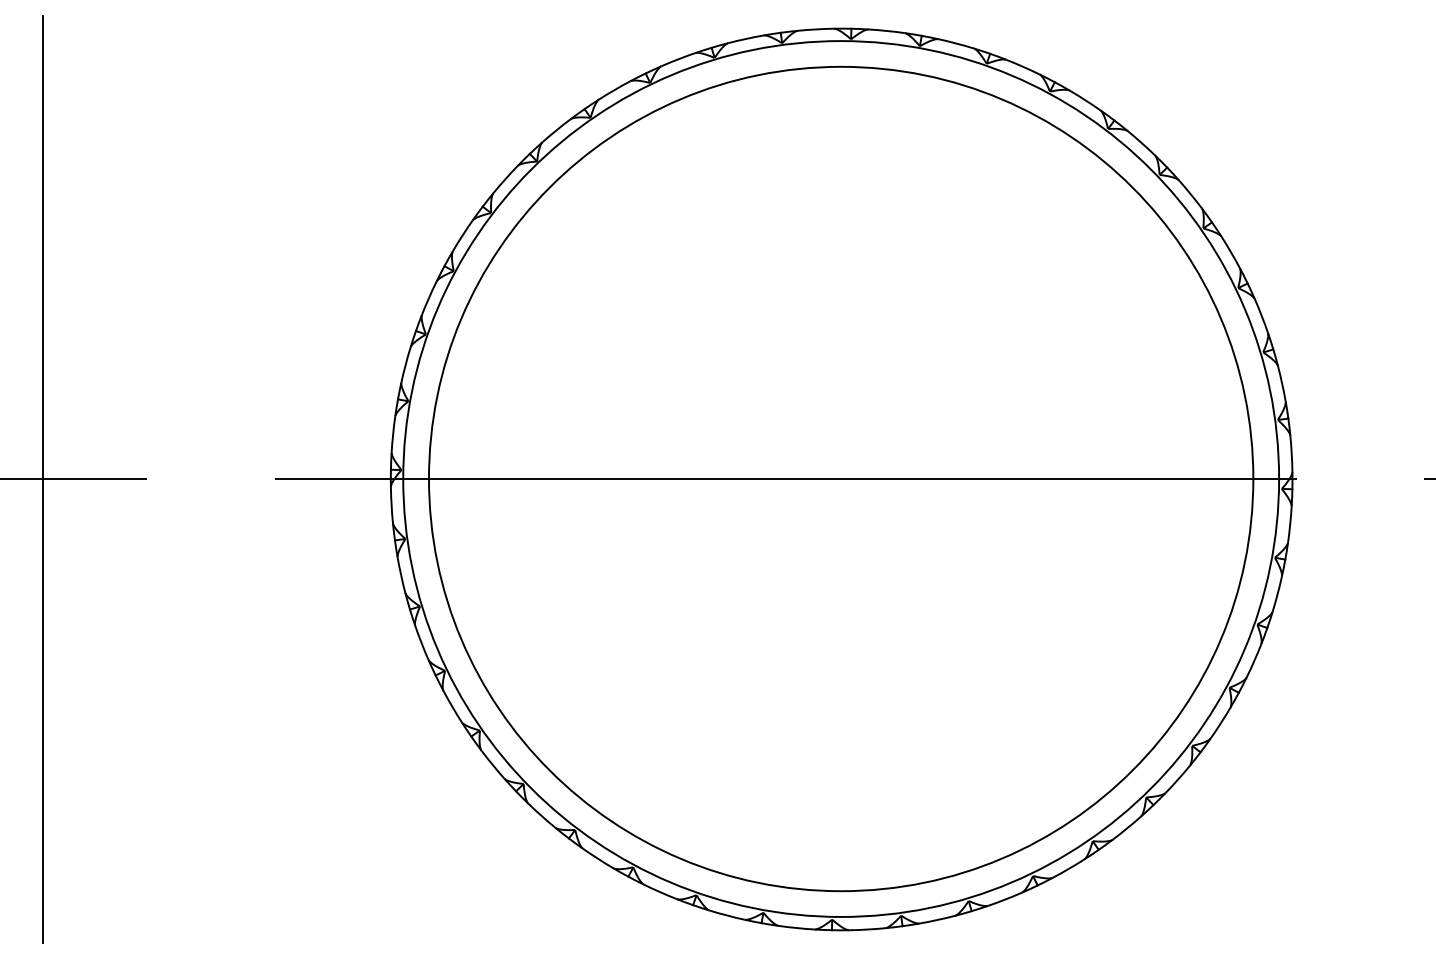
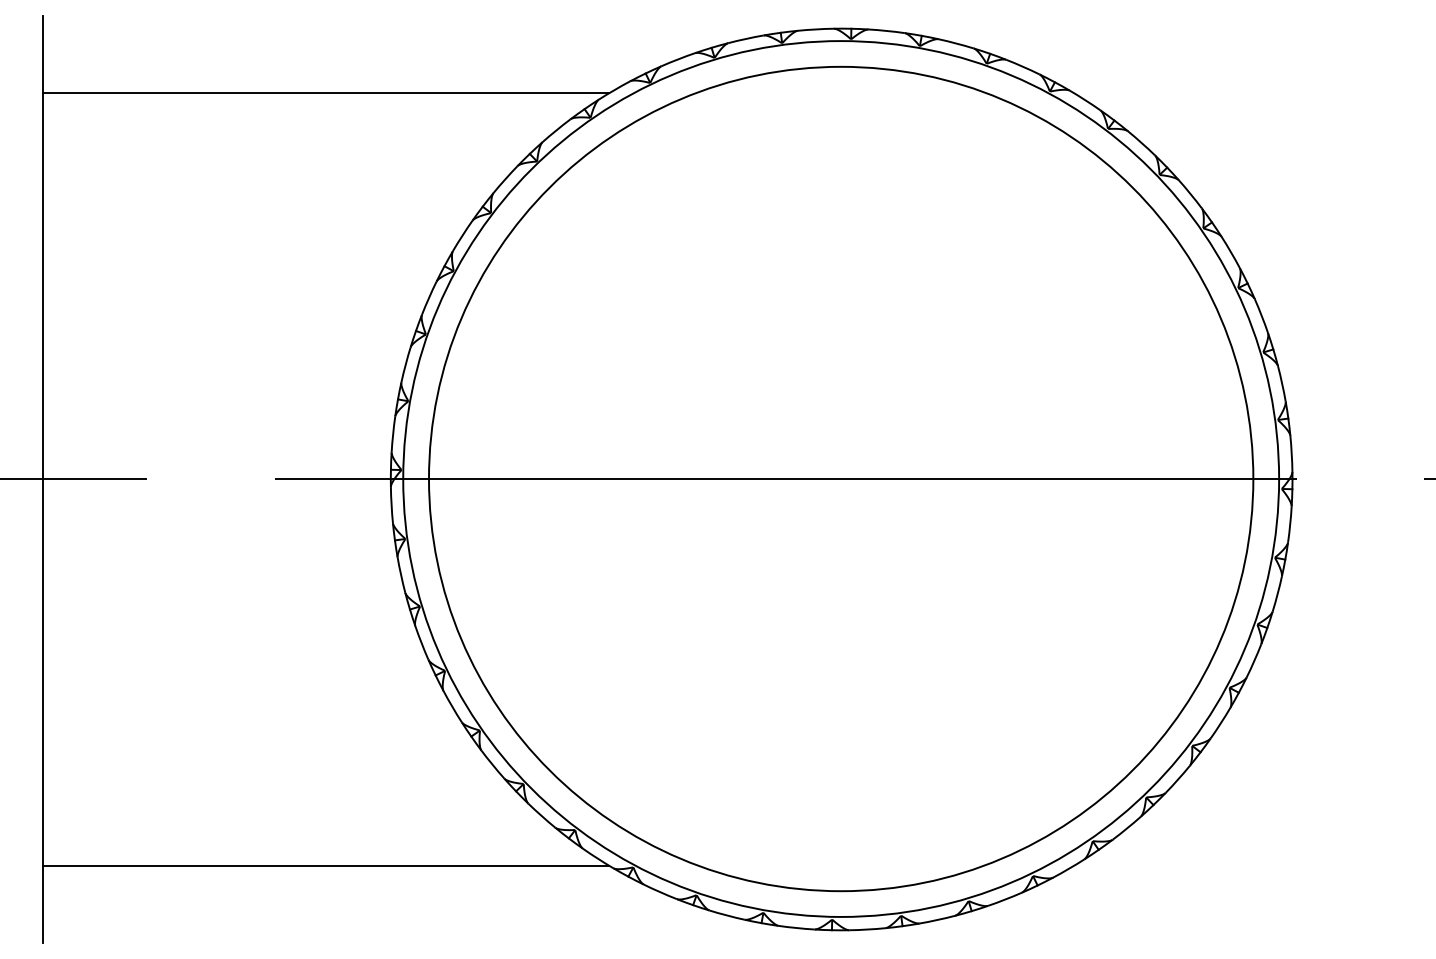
line: none -> present (326, 93)
line: none -> present (326, 865)
